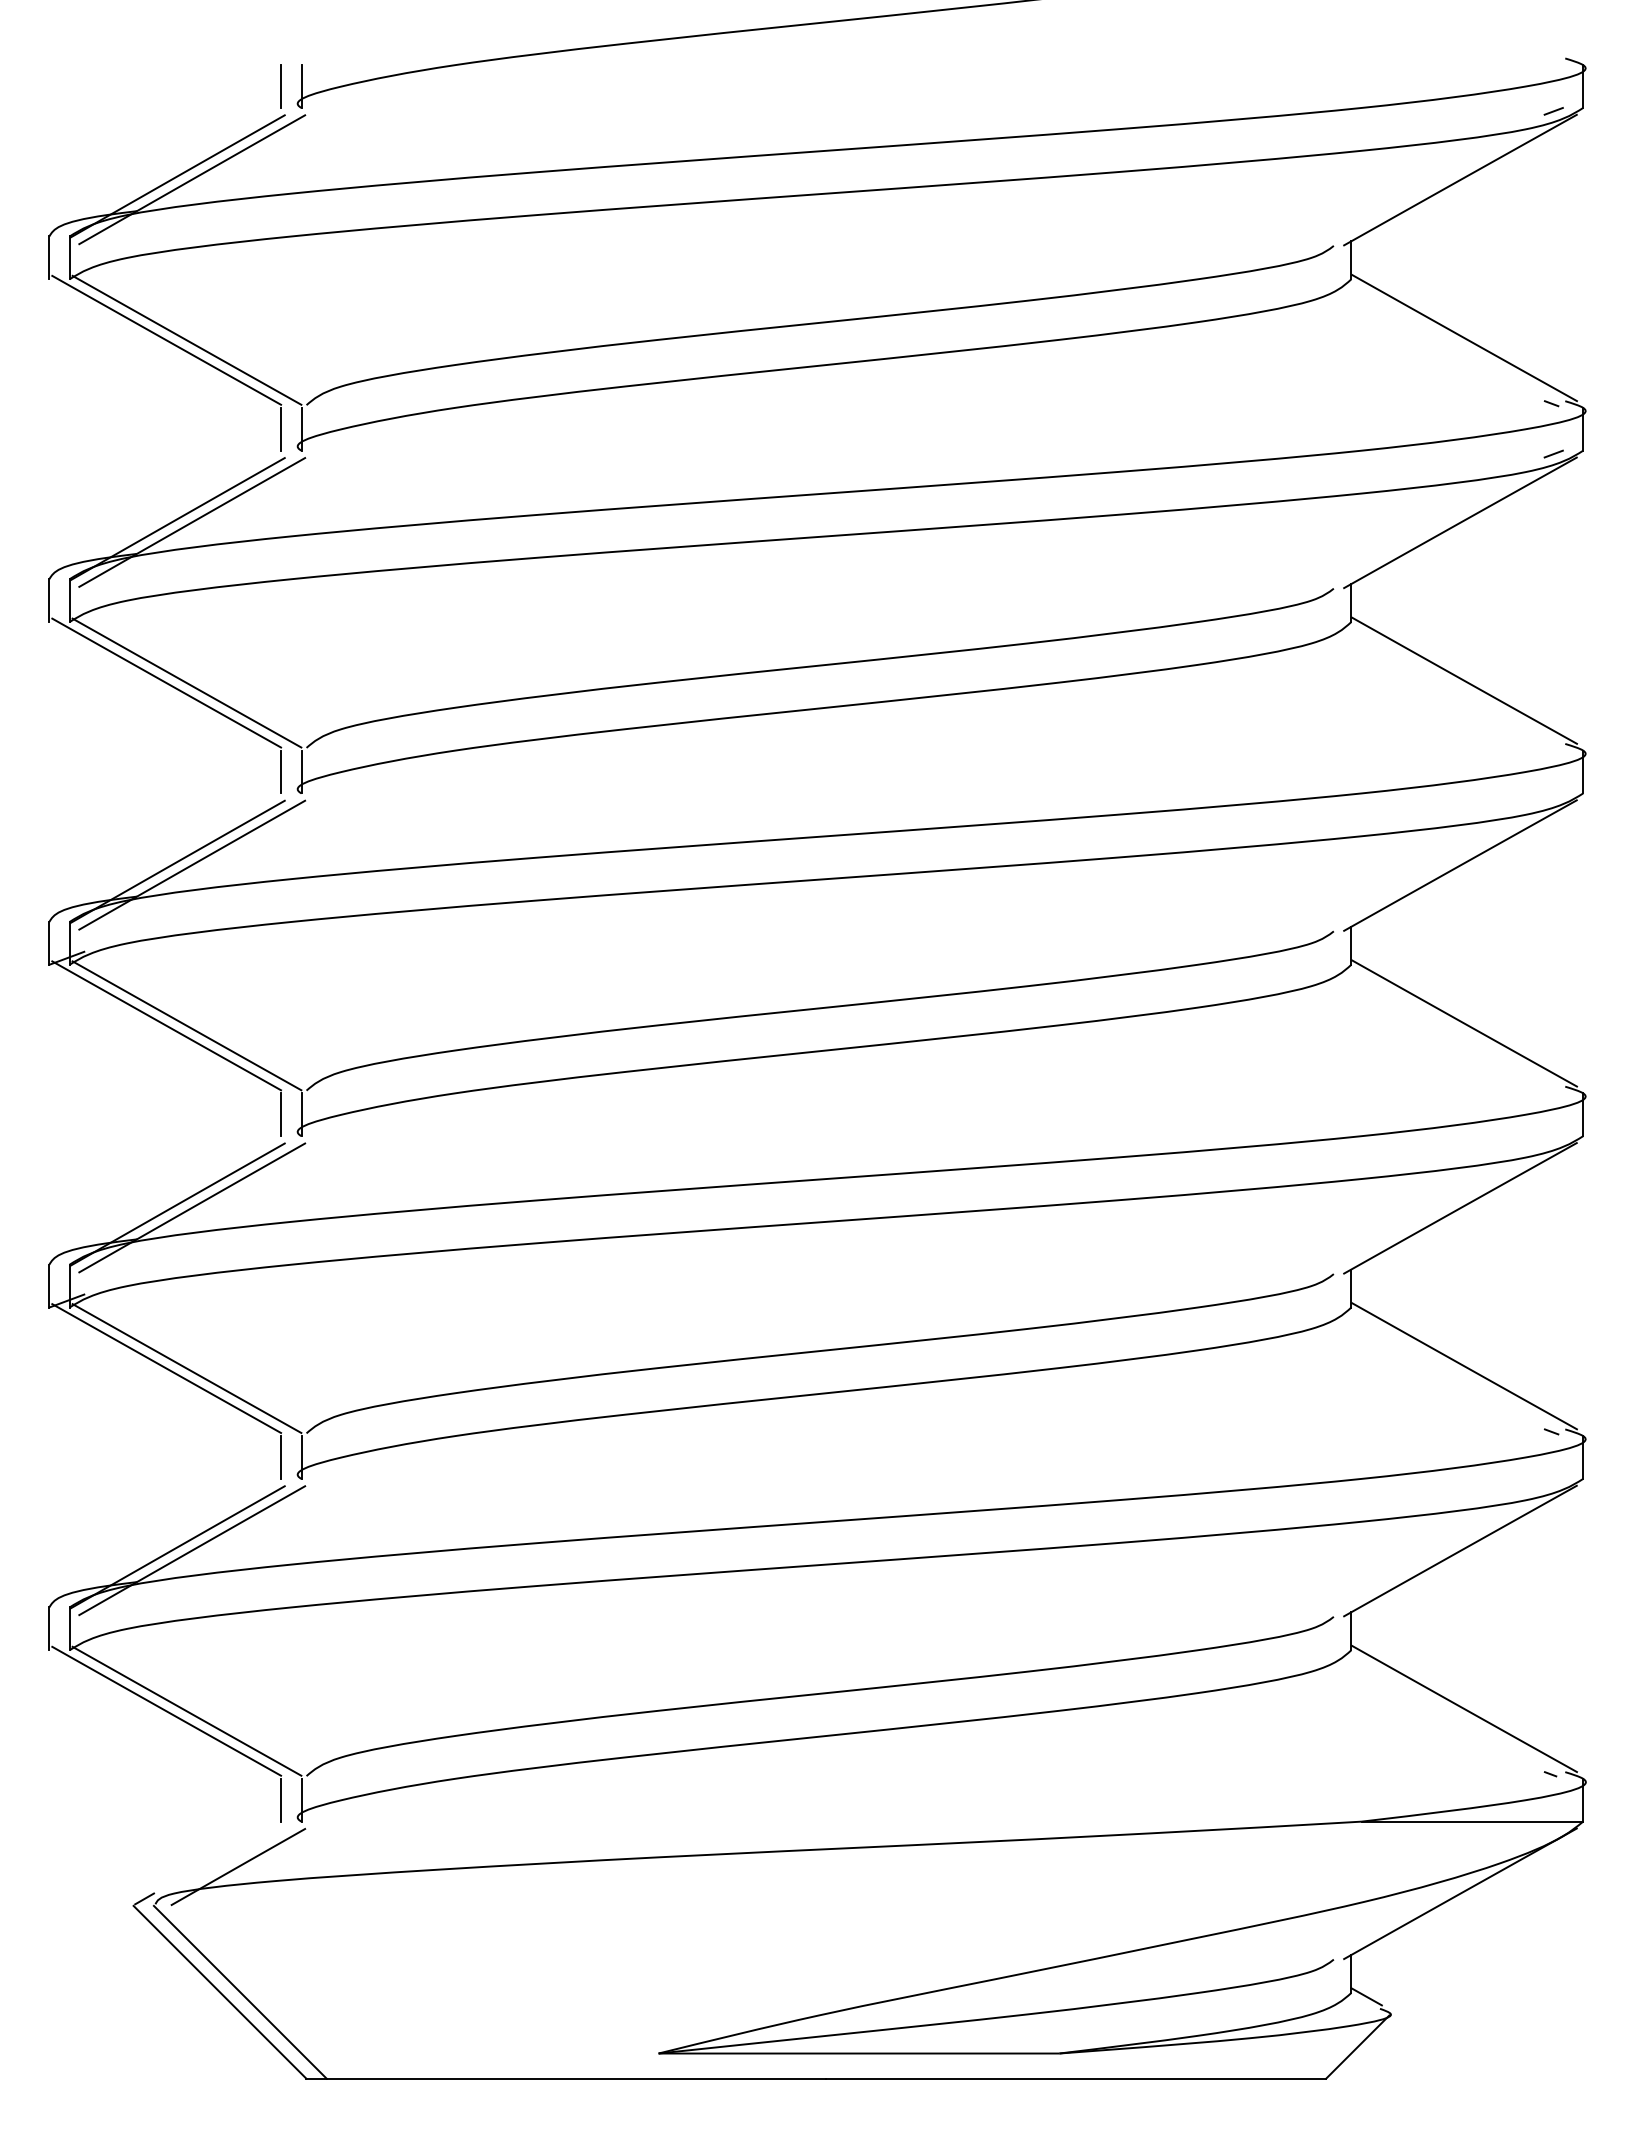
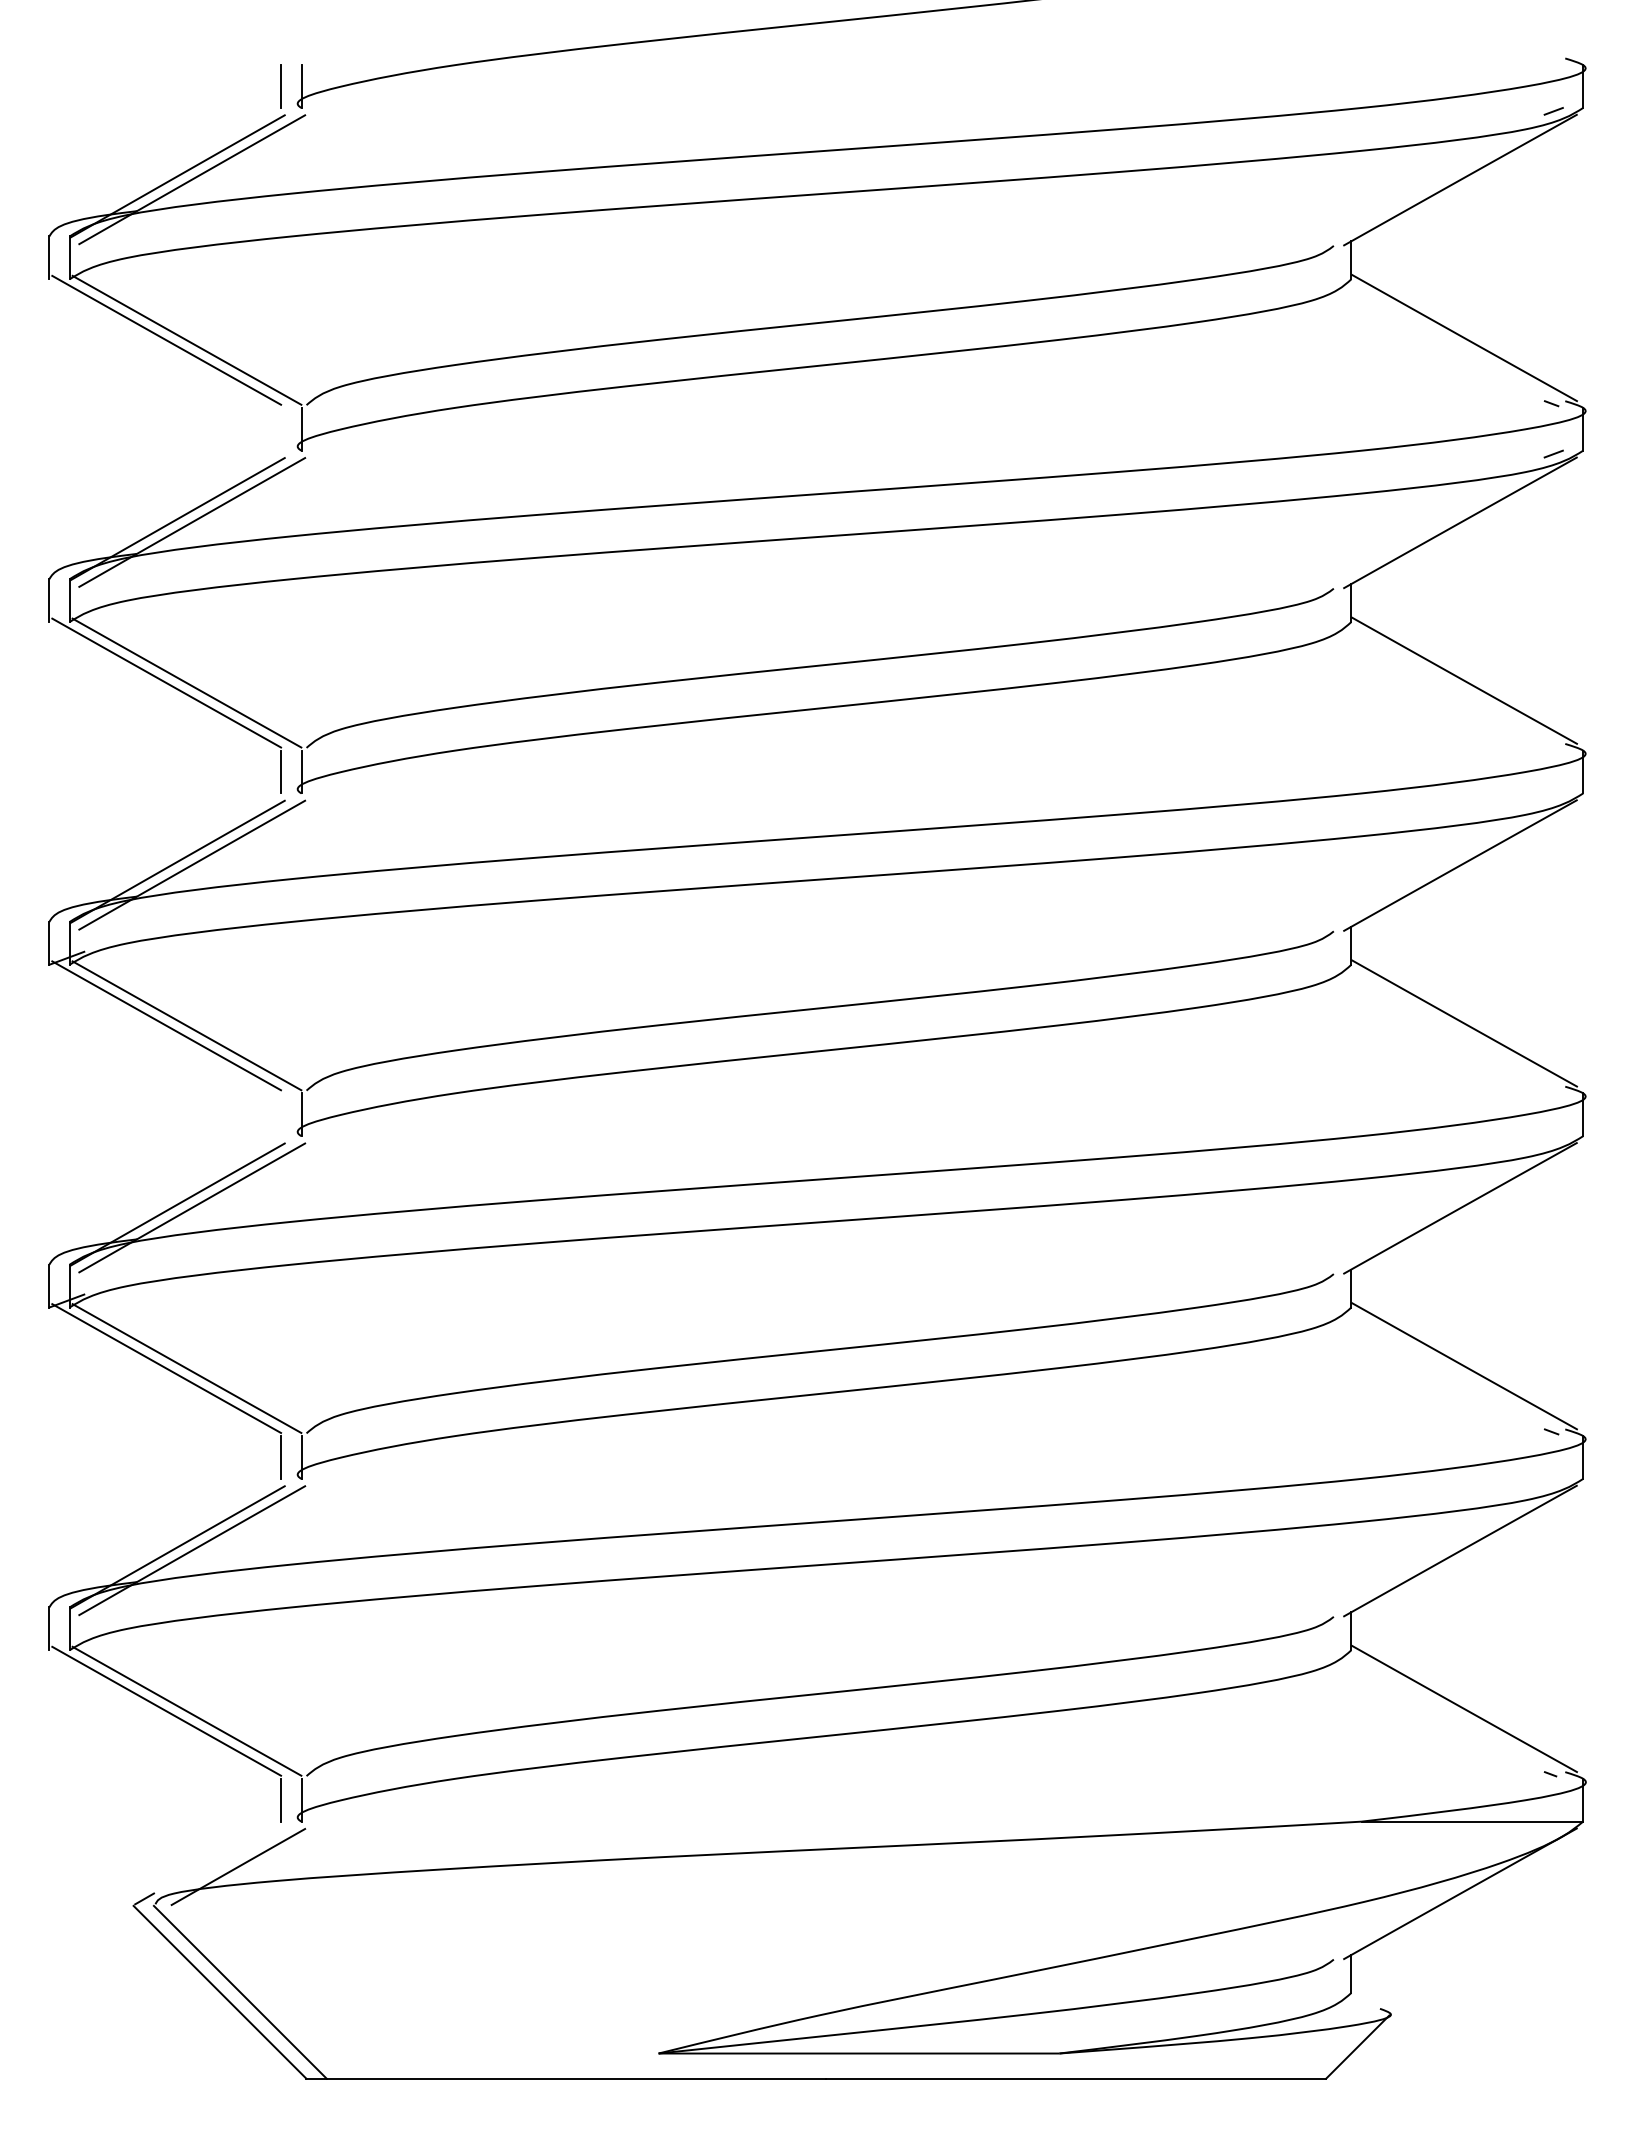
line: present -> none (281, 428)
line: present -> none (281, 1114)
line: present -> none (1366, 1996)
